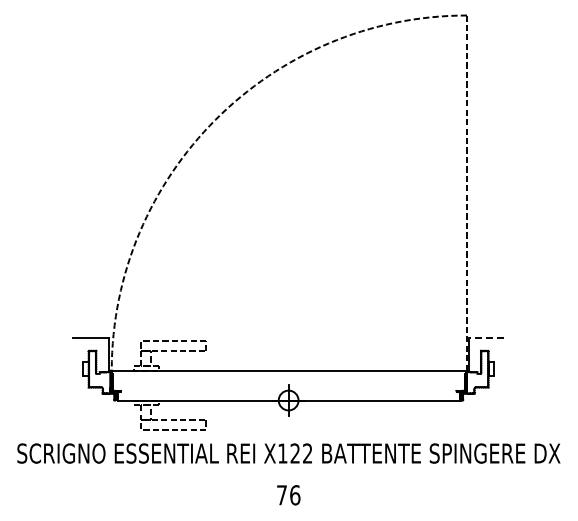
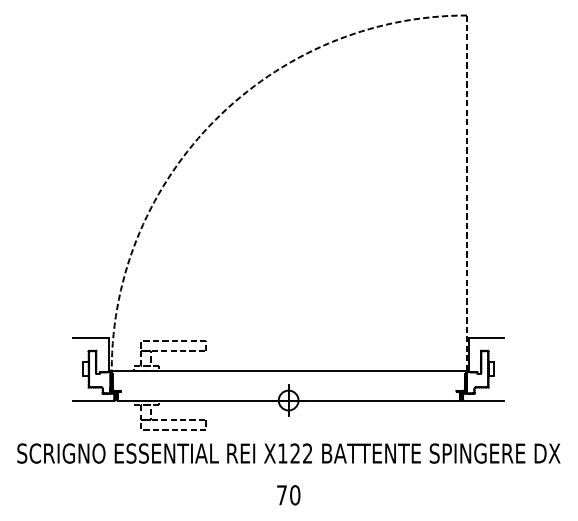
line: dashed -> solid (486, 338)
line: none -> present (93, 400)
line: none -> present (483, 400)
text: 76 -> 70 (295, 495)
